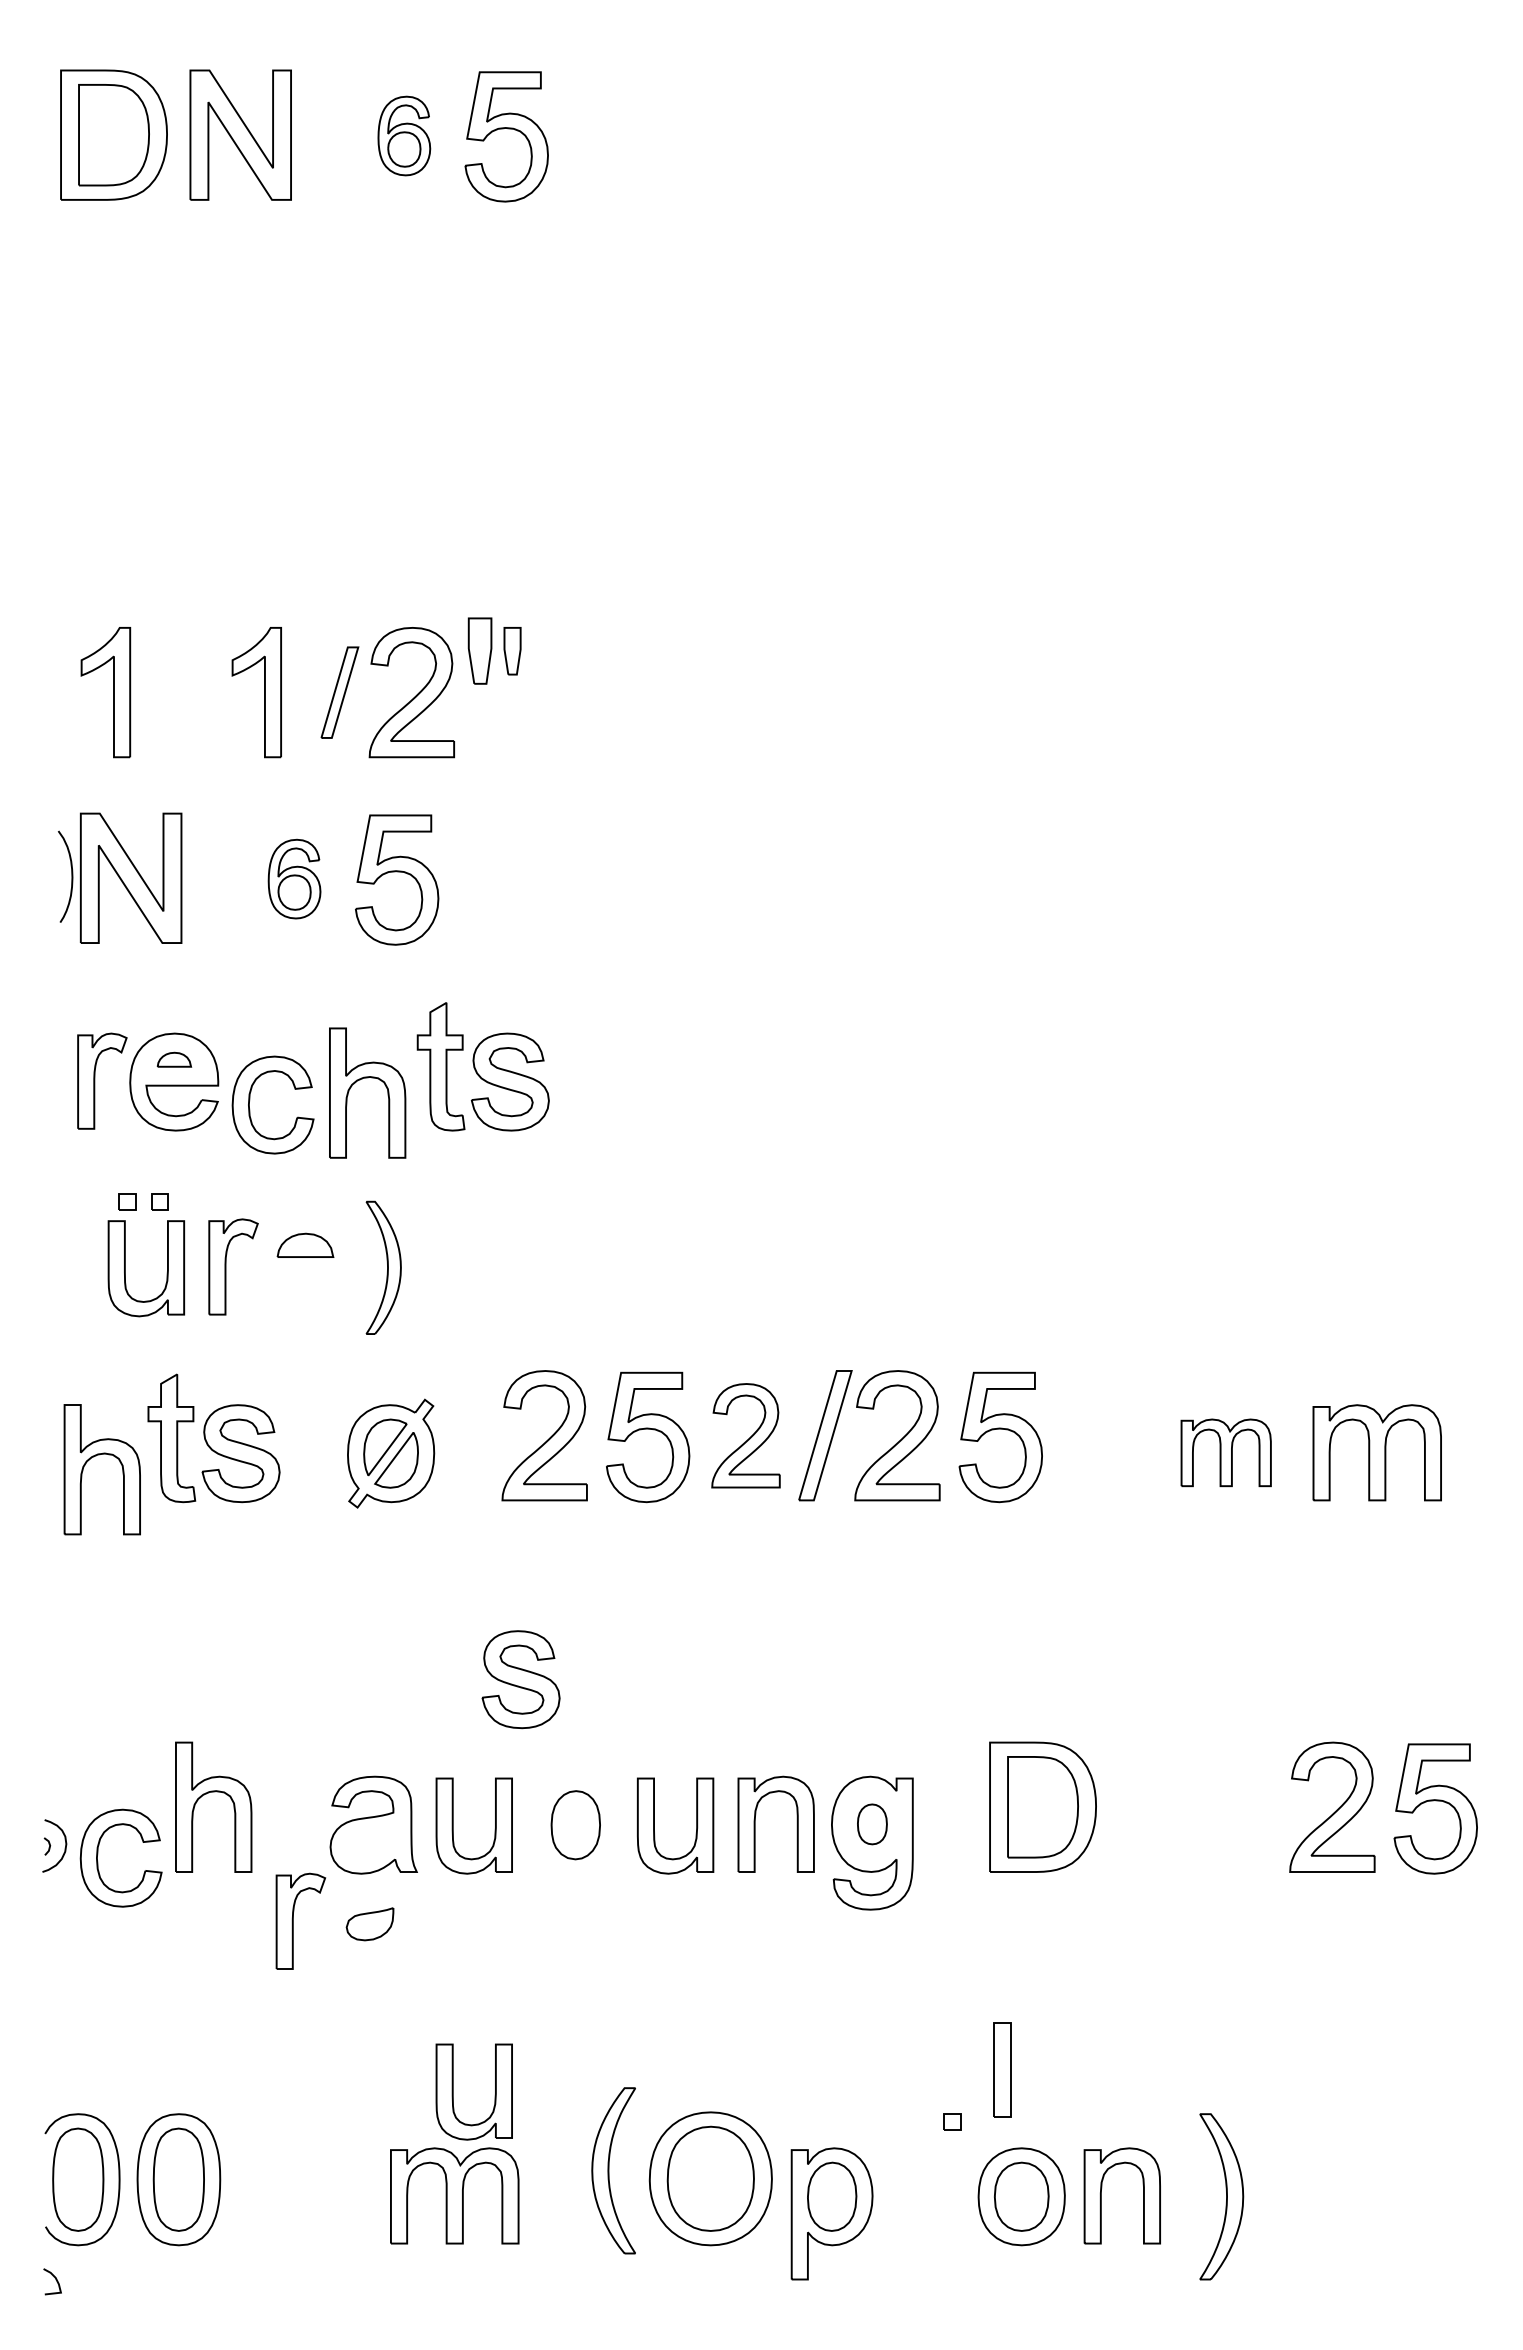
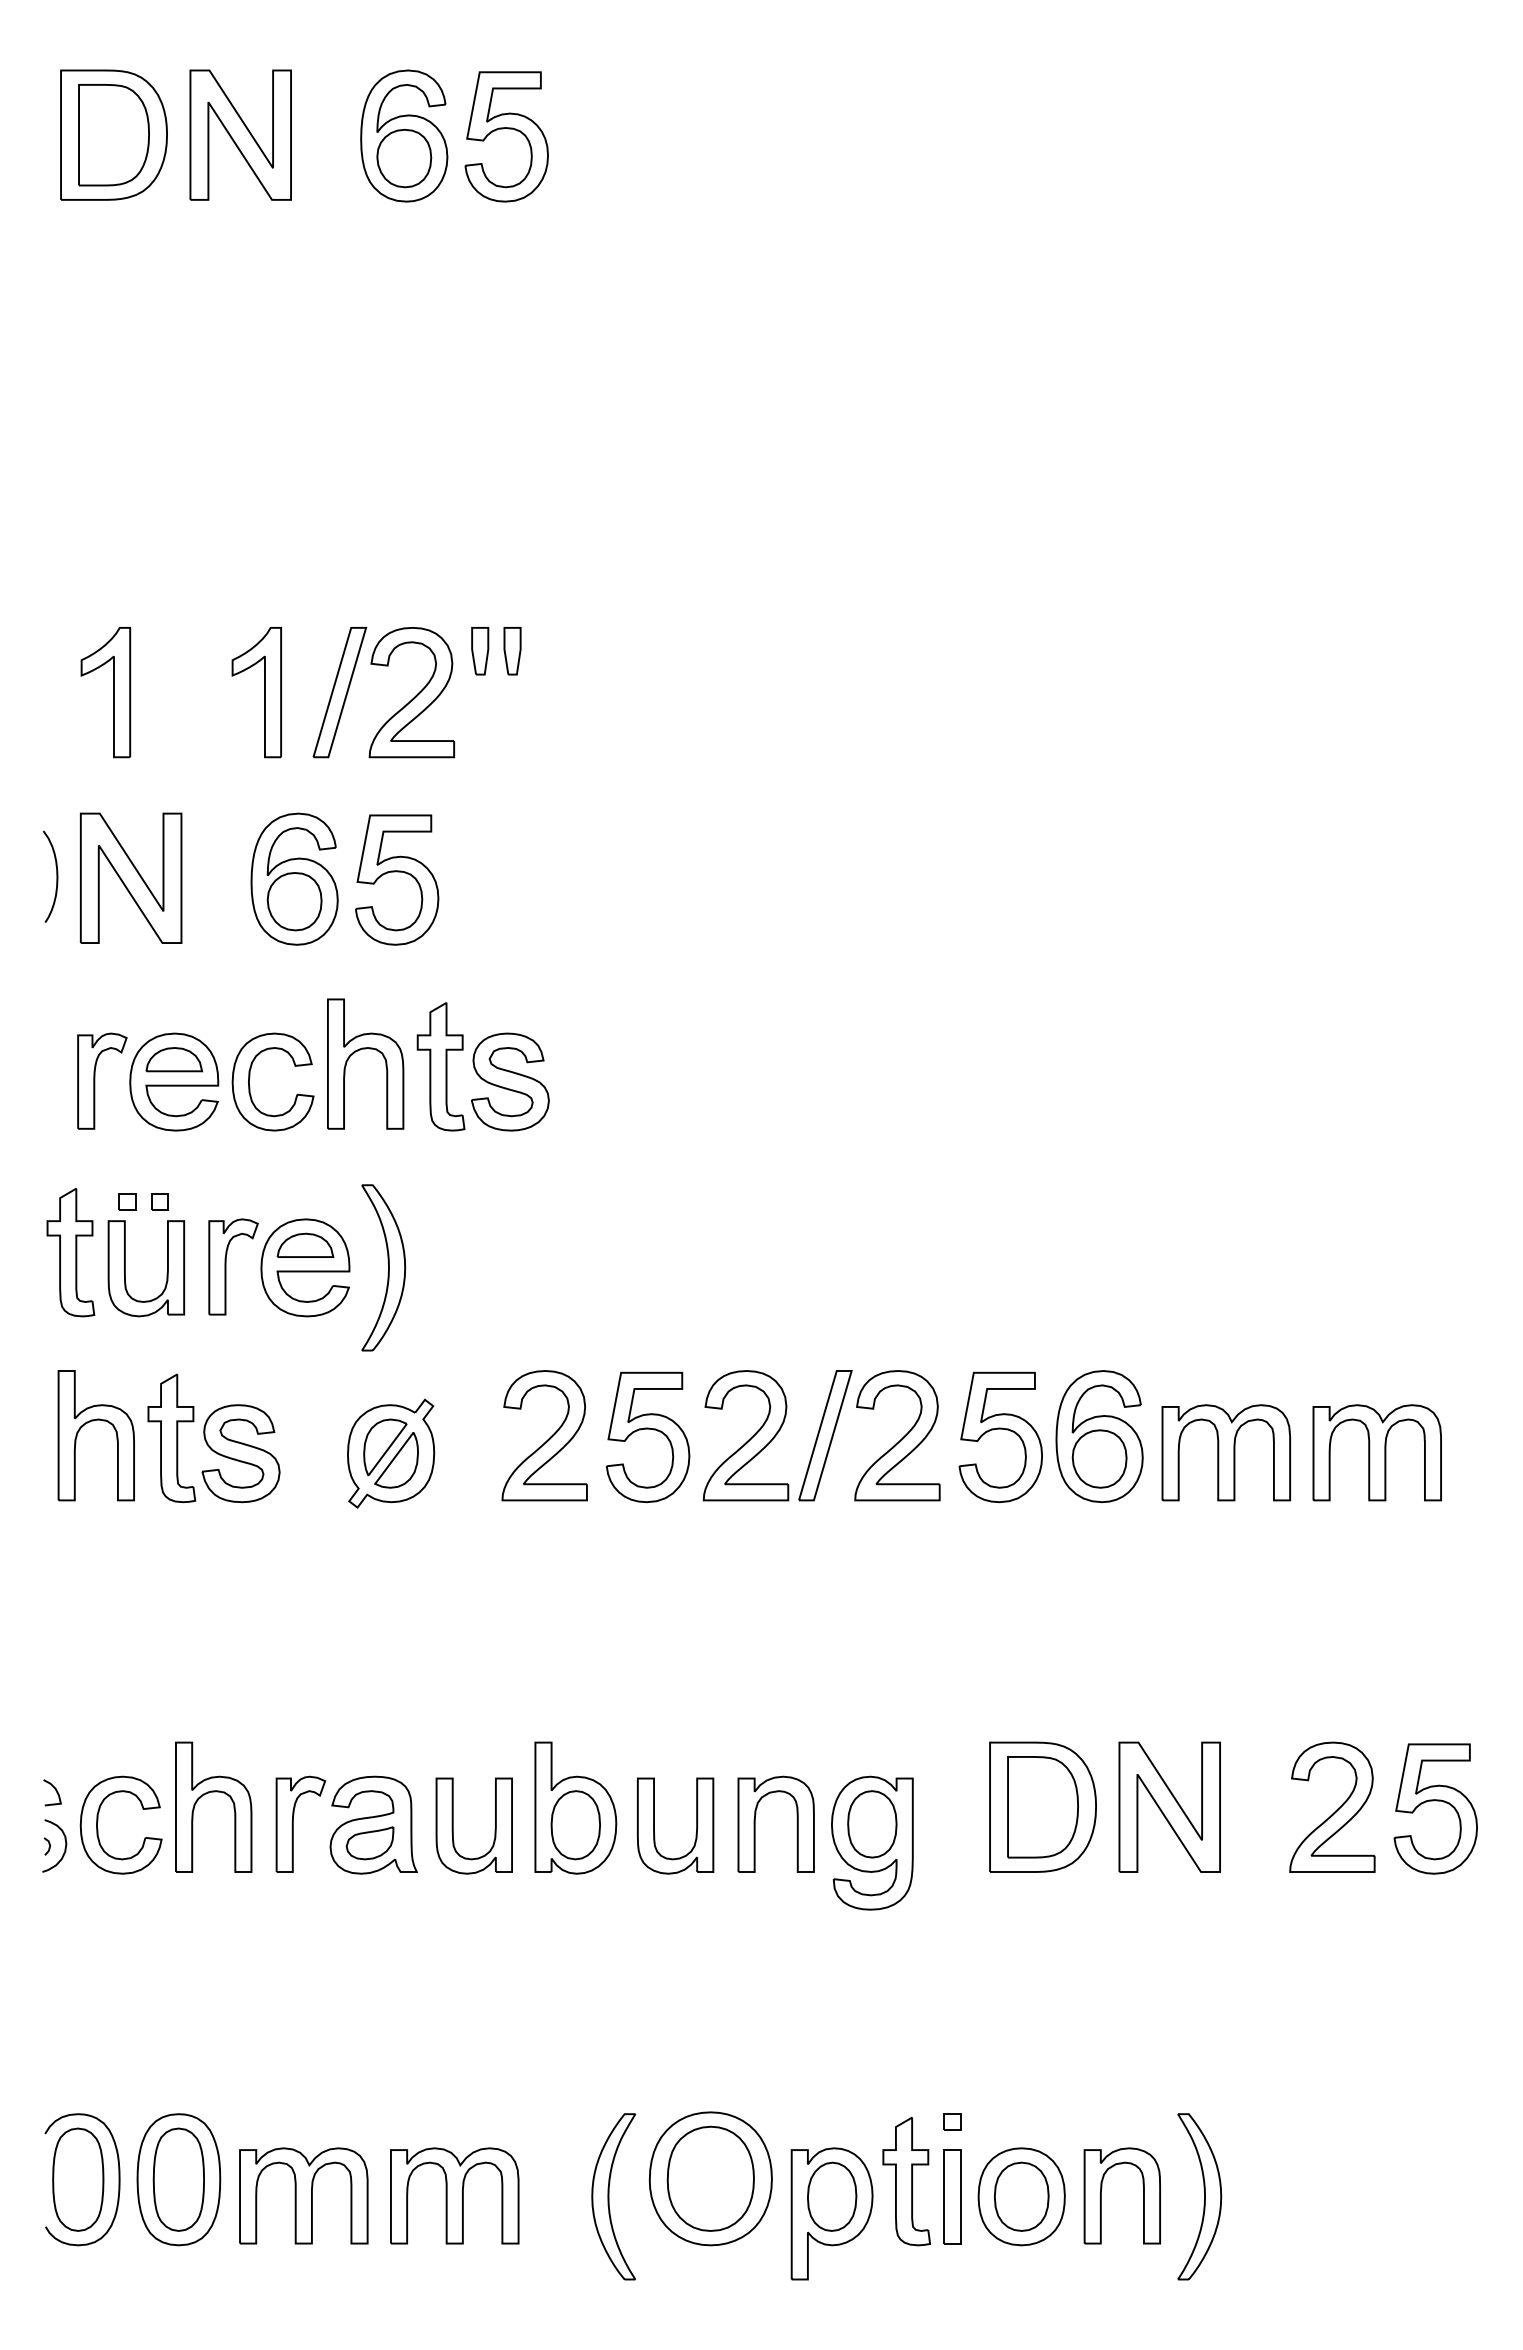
part size: 55x82 px -> 89x134 px (404, 135)
part size: 26x68 px -> 19x49 px (480, 651)
part size: 40x93 px -> 56x132 px (339, 692)
curve position: (71, 876) -> (56, 876) (56, 876)
part size: 55x82 px -> 89x134 px (294, 878)
part size: 37x17 px -> 59x26 px (174, 1059)
part position: (360, 1080) -> (358, 1051) (358, 1051)
part position: (250, 1100) -> (250, 1077) (250, 1077)
part: none -> present (70, 1252)
part: none -> present (305, 1267)
part size: 37x135 px -> 46x168 px (383, 1267)
part size: 70x106 px -> 88x132 px (745, 1435)
part: none -> present (1099, 1436)
part size: 92x70 px -> 130x98 px (1225, 1452)
part position: (96, 1456) -> (90, 1422) (90, 1422)
part: present -> none (520, 1679)
part: none -> present (1169, 1806)
part: none -> present (575, 1807)
part size: 31x43 px -> 51x69 px (872, 1824)
part position: (98, 1854) -> (98, 1821) (98, 1821)
part position: (293, 1920) -> (293, 1823) (293, 1823)
part position: (369, 1924) -> (369, 1843) (369, 1843)
part position: (1002, 2069) -> (952, 2196) (952, 2196)
part: present -> none (453, 2091)
part position: (613, 2170) -> (613, 2196) (613, 2196)
part: none -> present (906, 2181)
part: none -> present (303, 2195)
part position: (1221, 2196) -> (1199, 2196) (1199, 2196)
curve position: (54, 2278) -> (54, 1789) (54, 1789)
